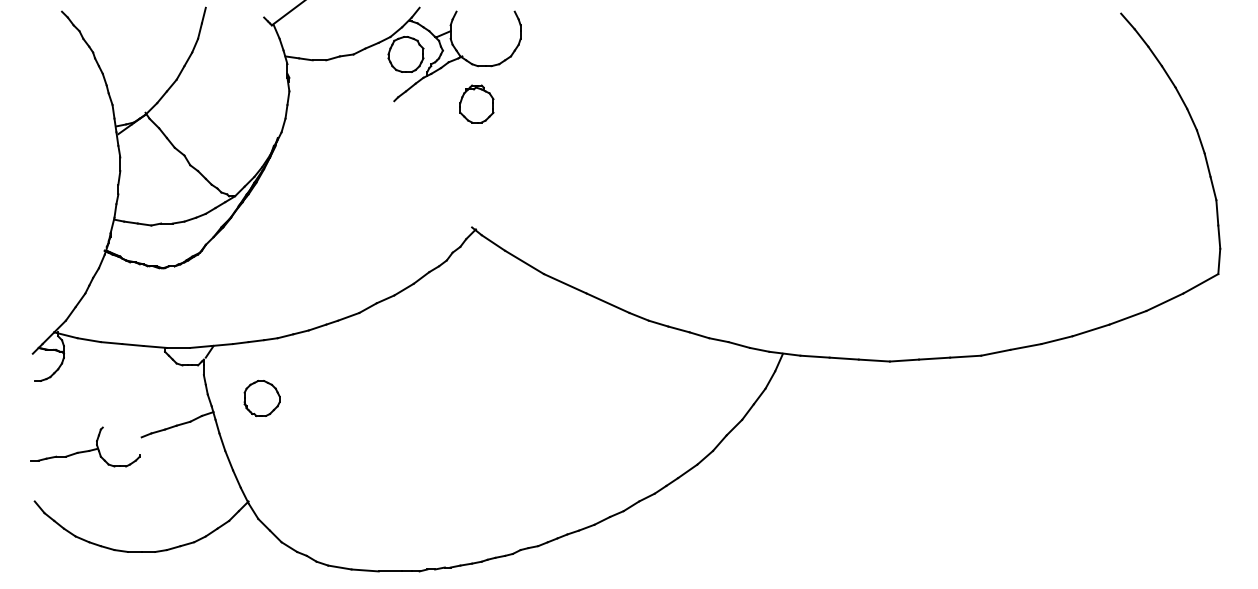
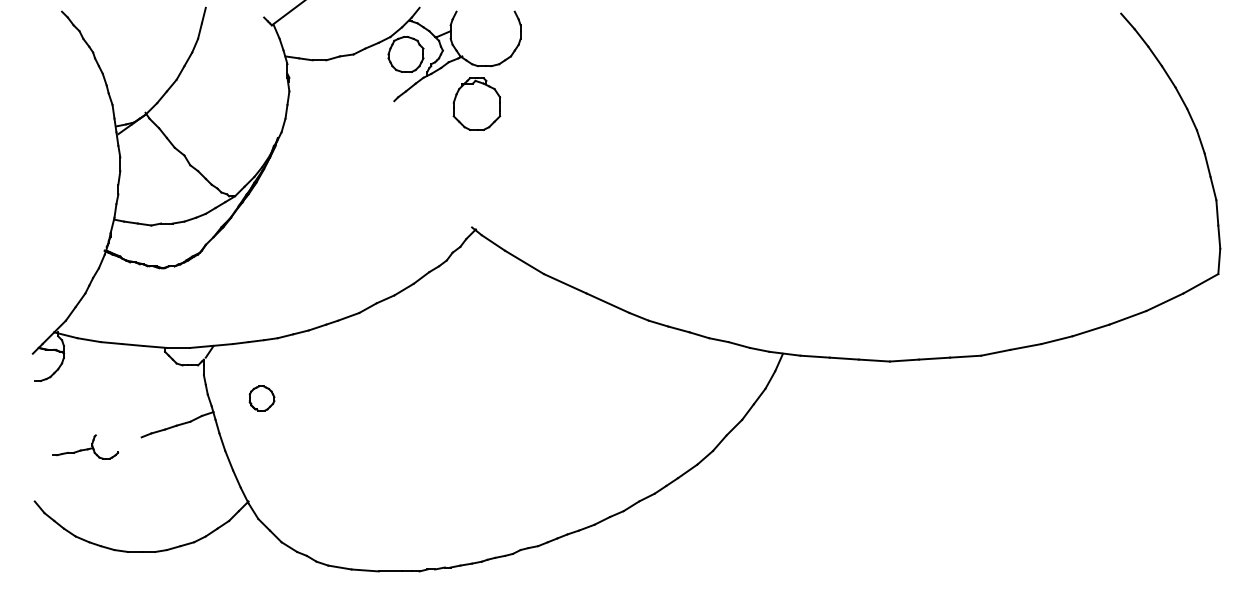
part size: 36x40 px -> 50x54 px (476, 103)
part size: 38x37 px -> 28x27 px (261, 398)
part size: 111x42 px -> 68x26 px (85, 446)
